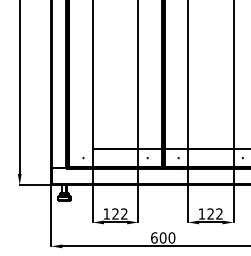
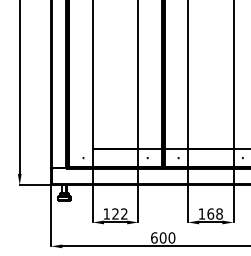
text: 122 -> 168 (214, 213)
